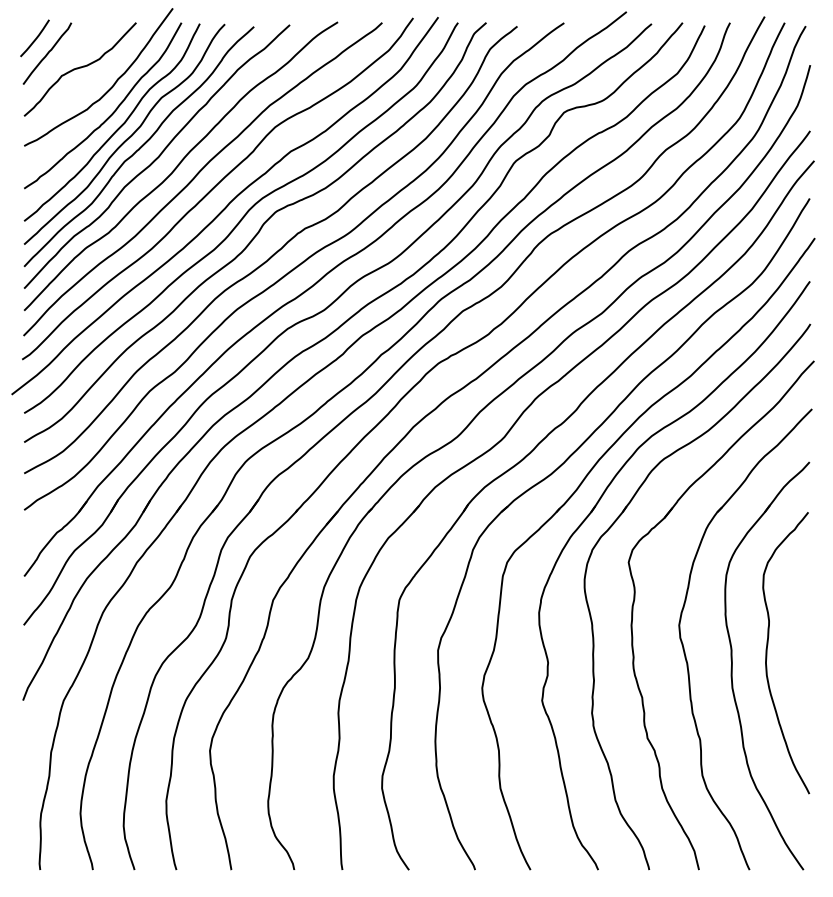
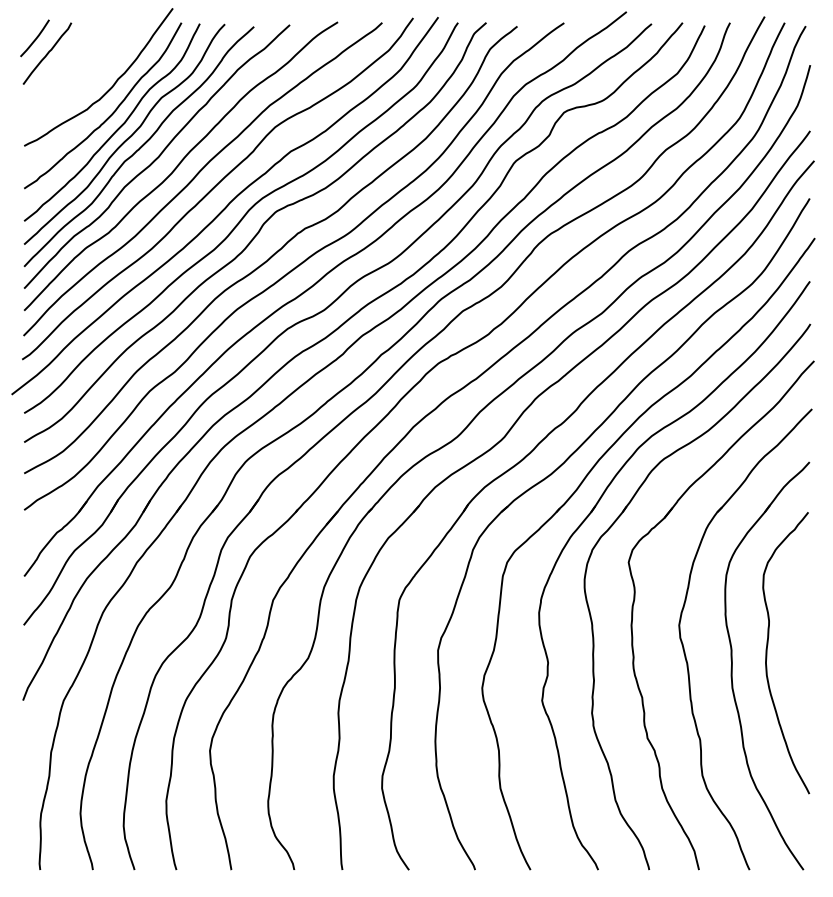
curve: present -> none (79, 68)
